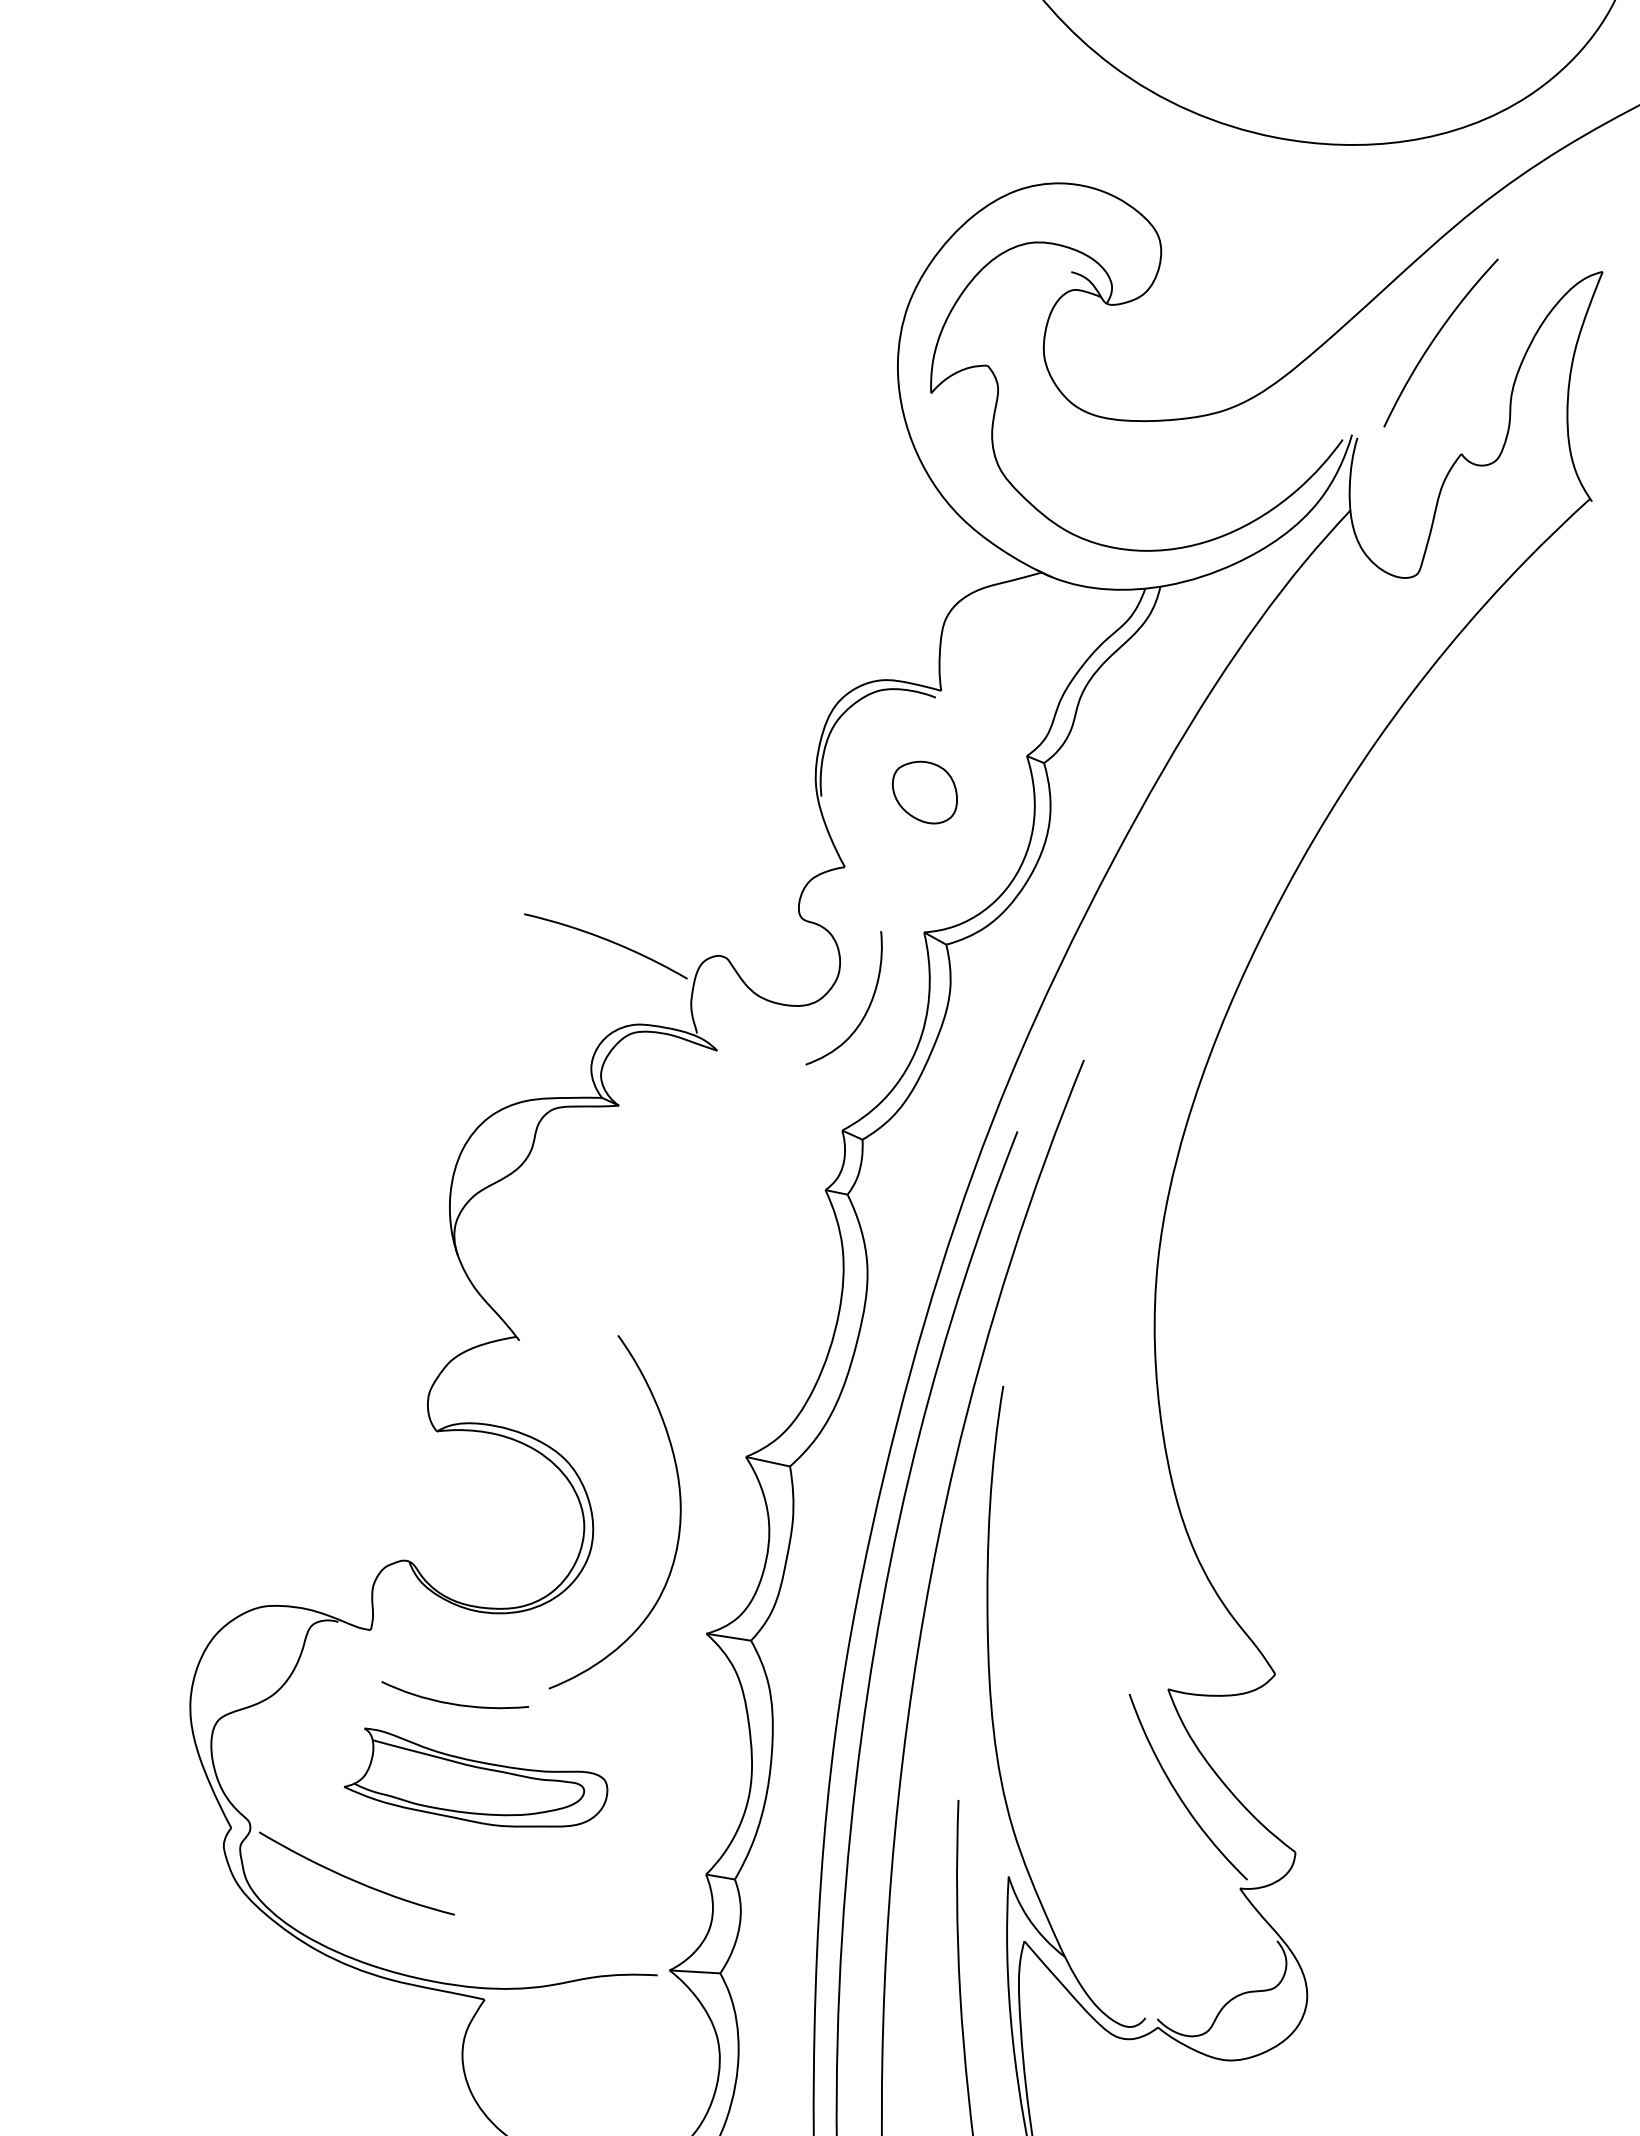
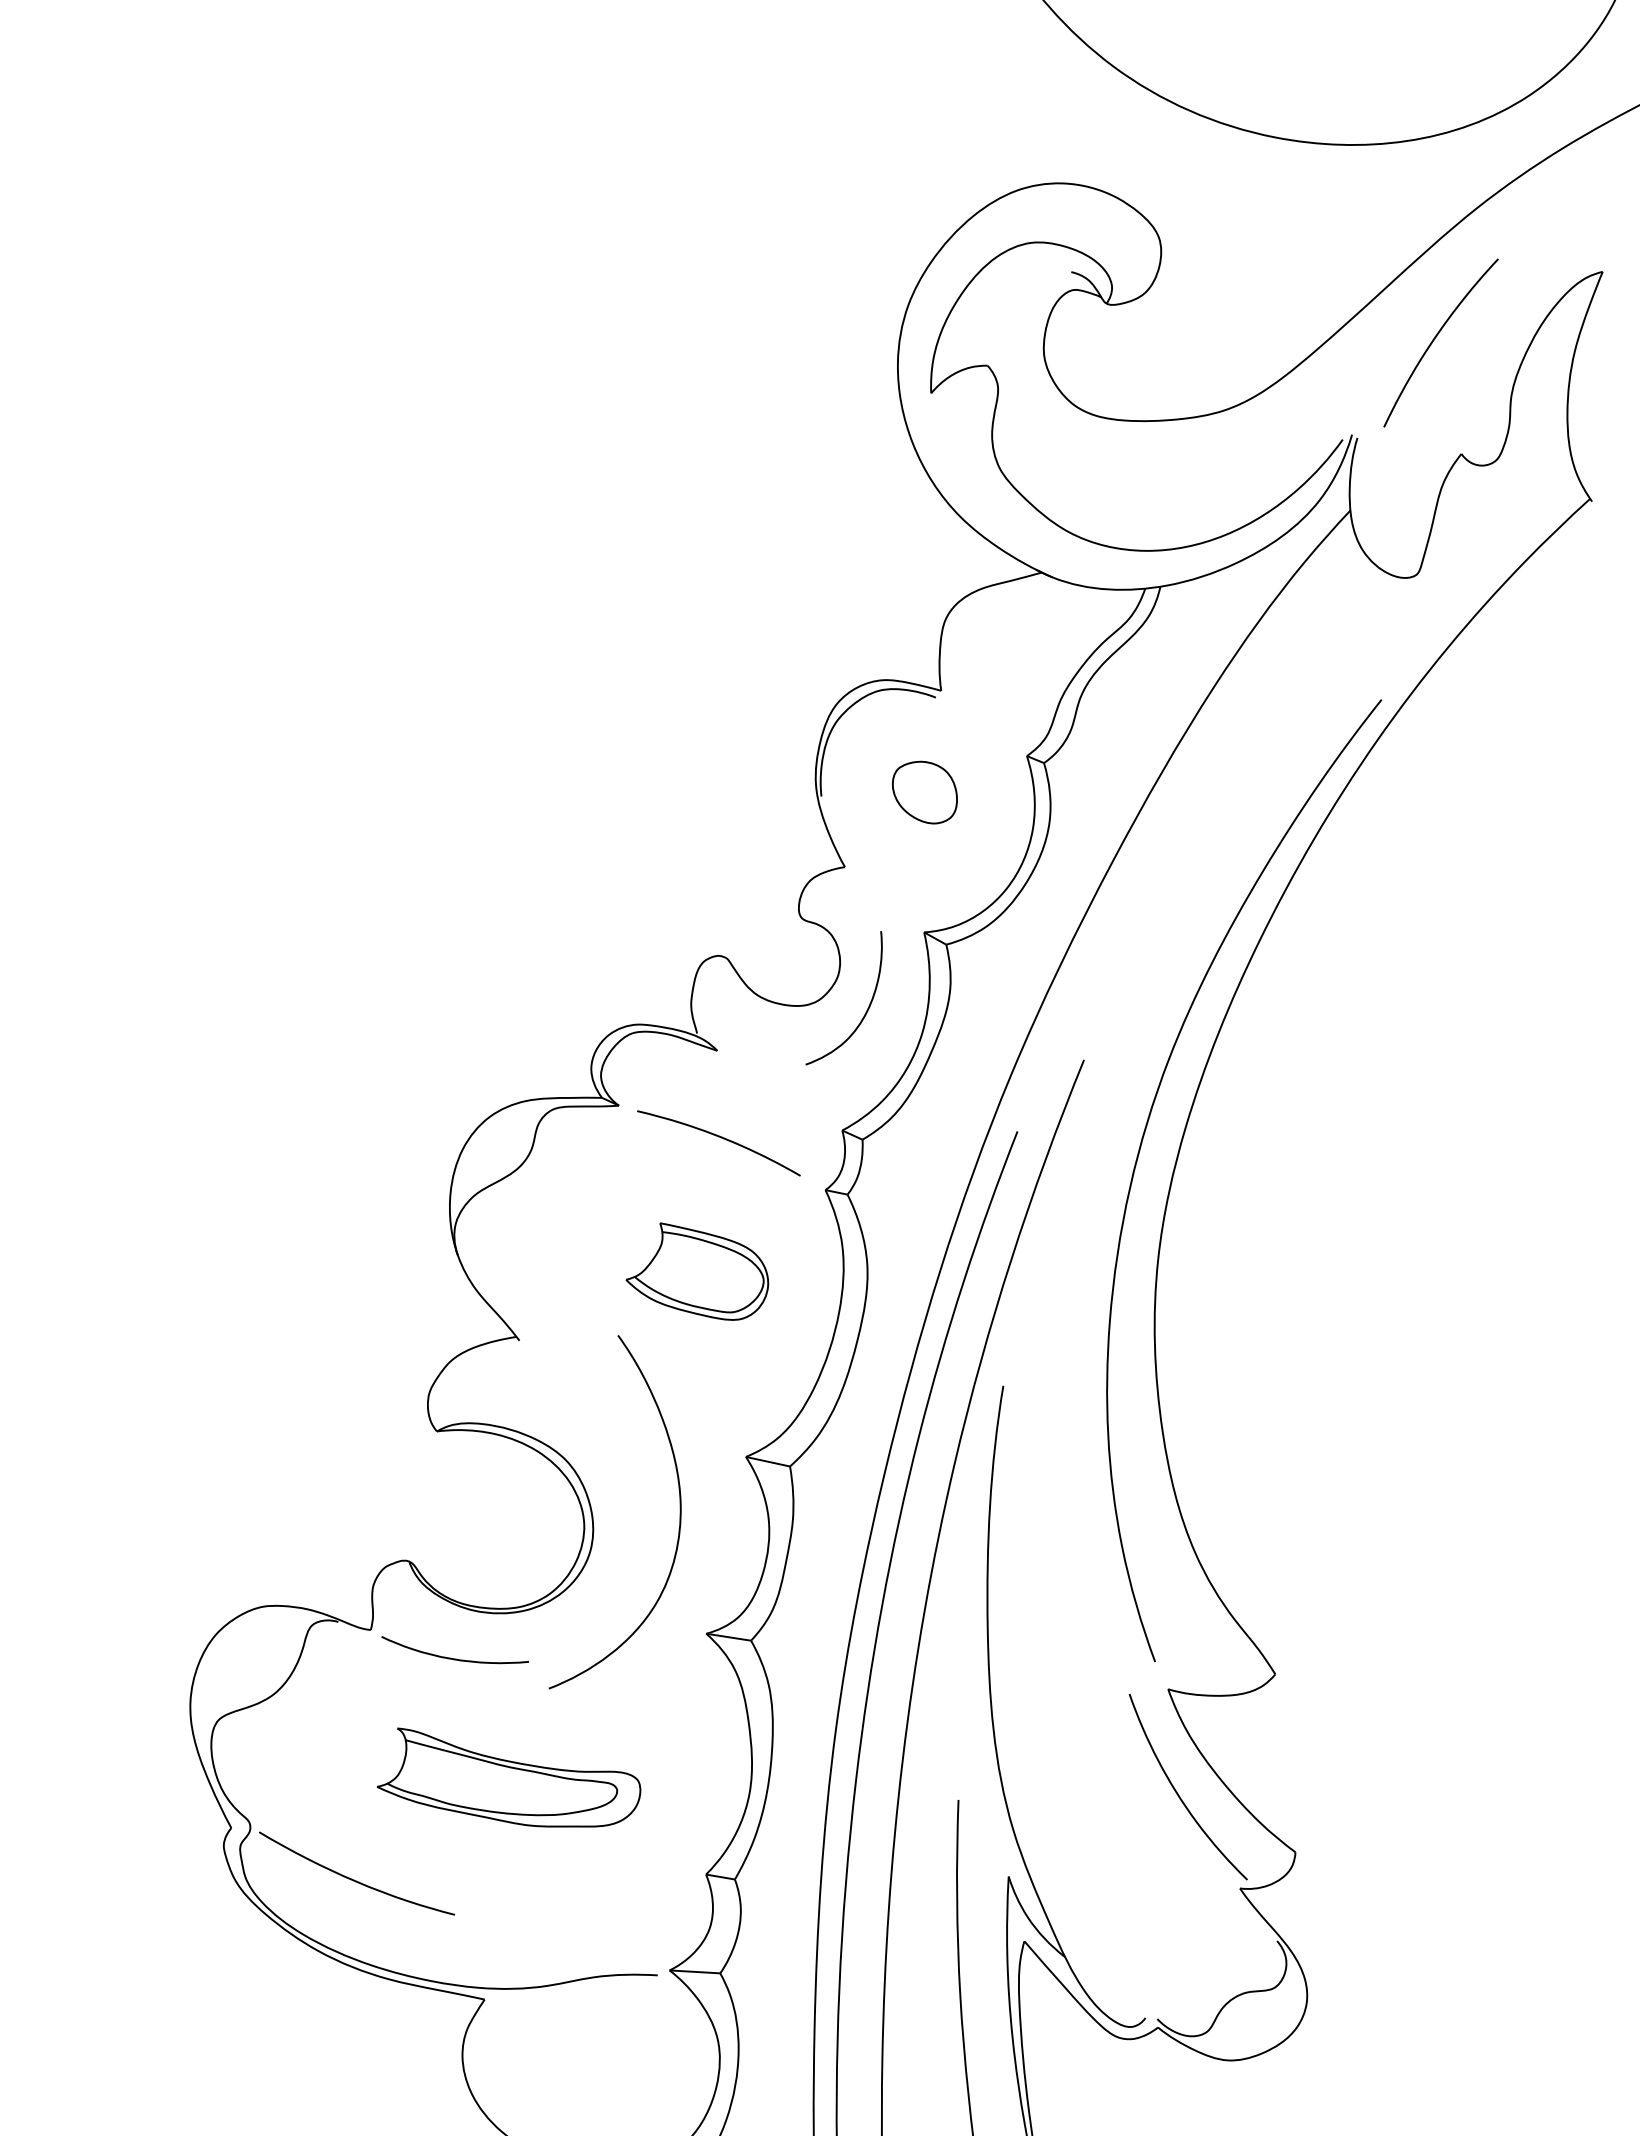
curve position: (608, 941) -> (721, 1138) (721, 1138)
curve: none -> present (1141, 1147)
part: none -> present (697, 1271)
curve position: (451, 1702) -> (451, 1657) (451, 1657)
part position: (475, 1777) -> (508, 1777) (508, 1777)
